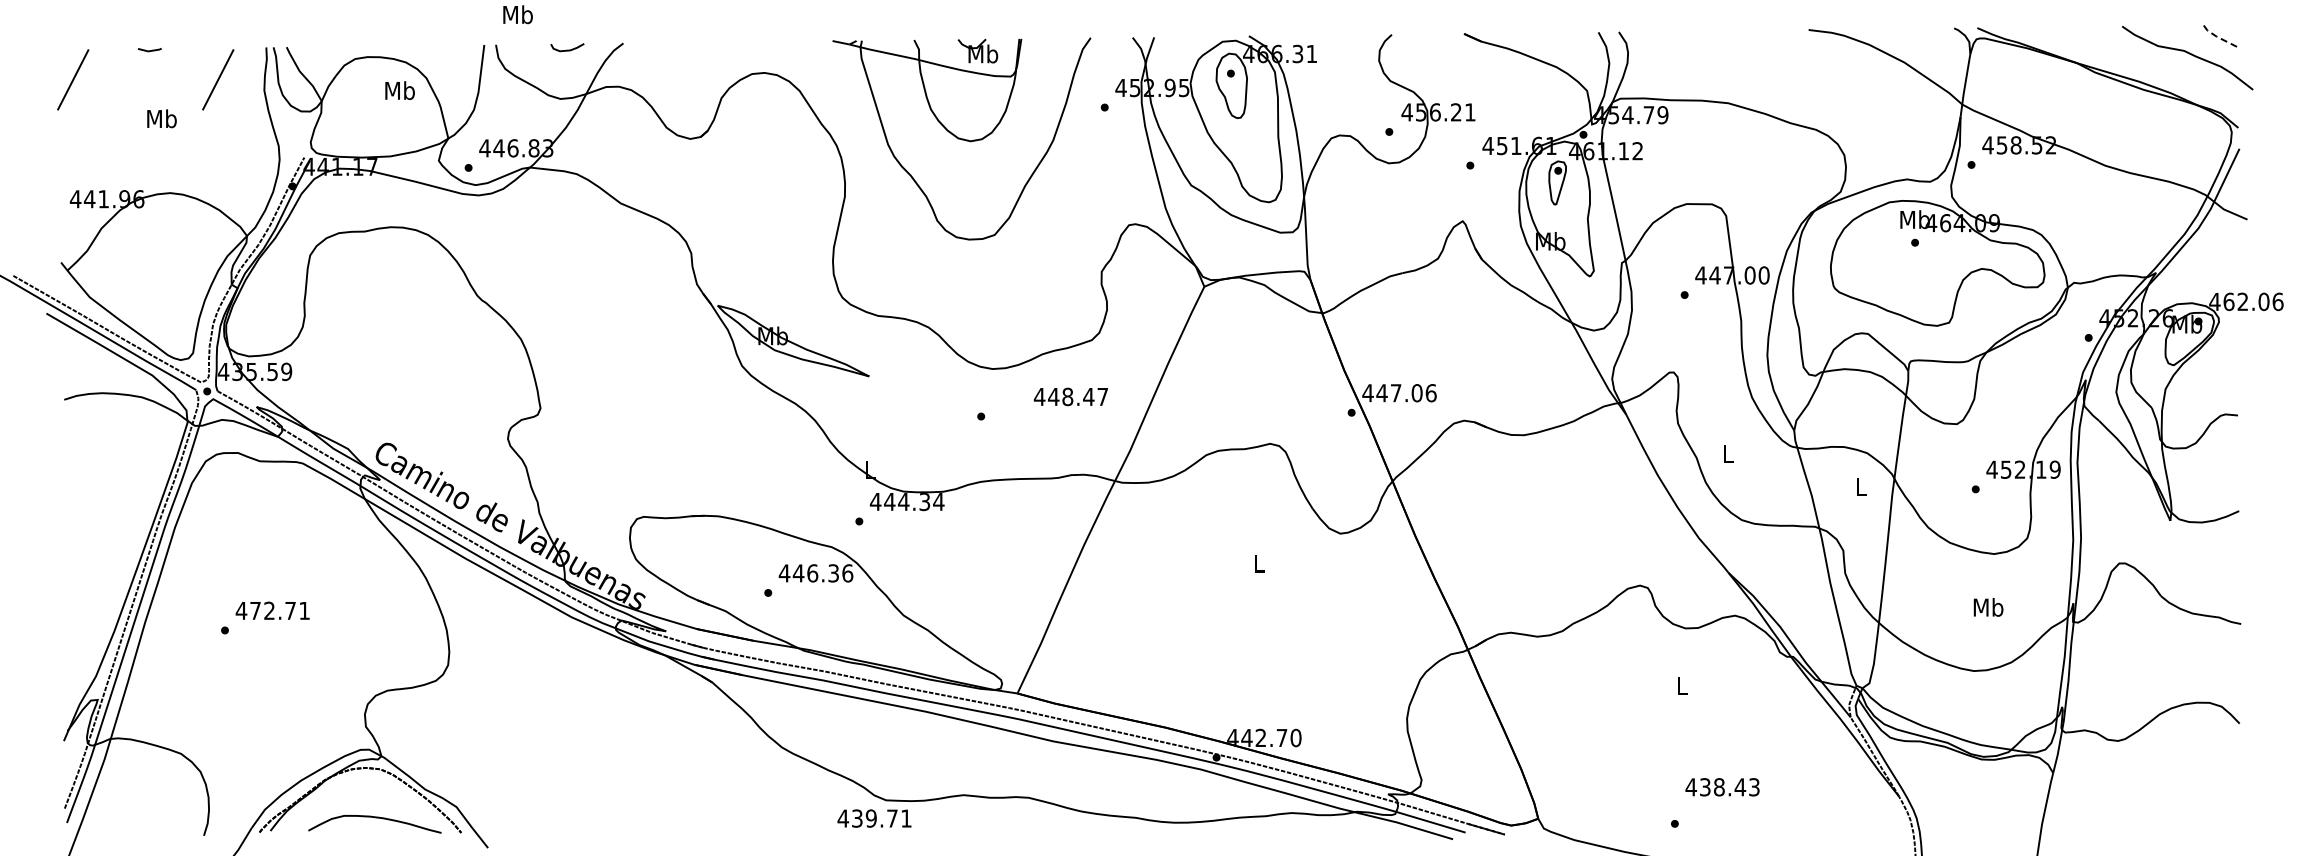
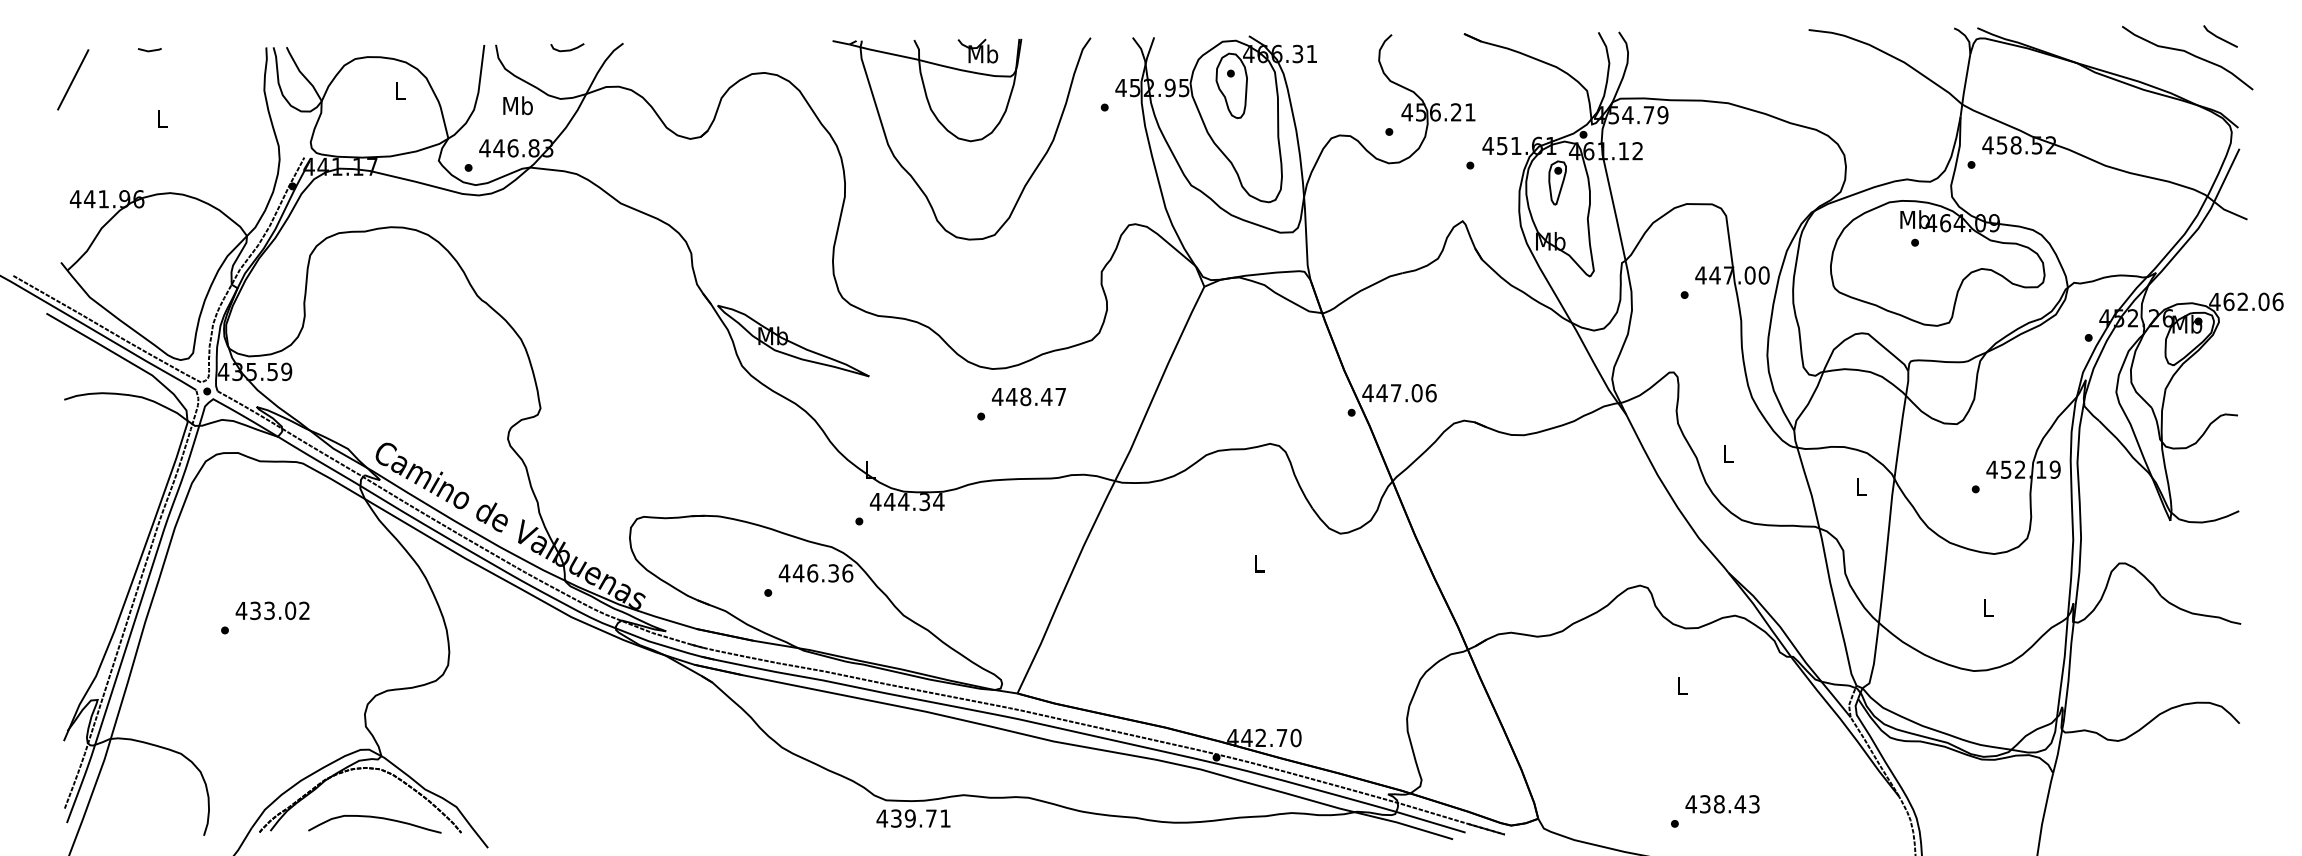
text position: (517, 14) -> (517, 105) (517, 105)
line: dashed -> solid (2218, 37)
line: present -> none (218, 79)
text: Mb -> L (399, 90)
text: Mb -> L (161, 118)
text position: (1070, 396) -> (1028, 396) (1028, 396)
text: Mb -> L (1988, 607)
text: 472.71 -> 433.02 (279, 610)
text position: (1722, 787) -> (1722, 804) (1722, 804)
text position: (874, 818) -> (913, 818) (913, 818)
